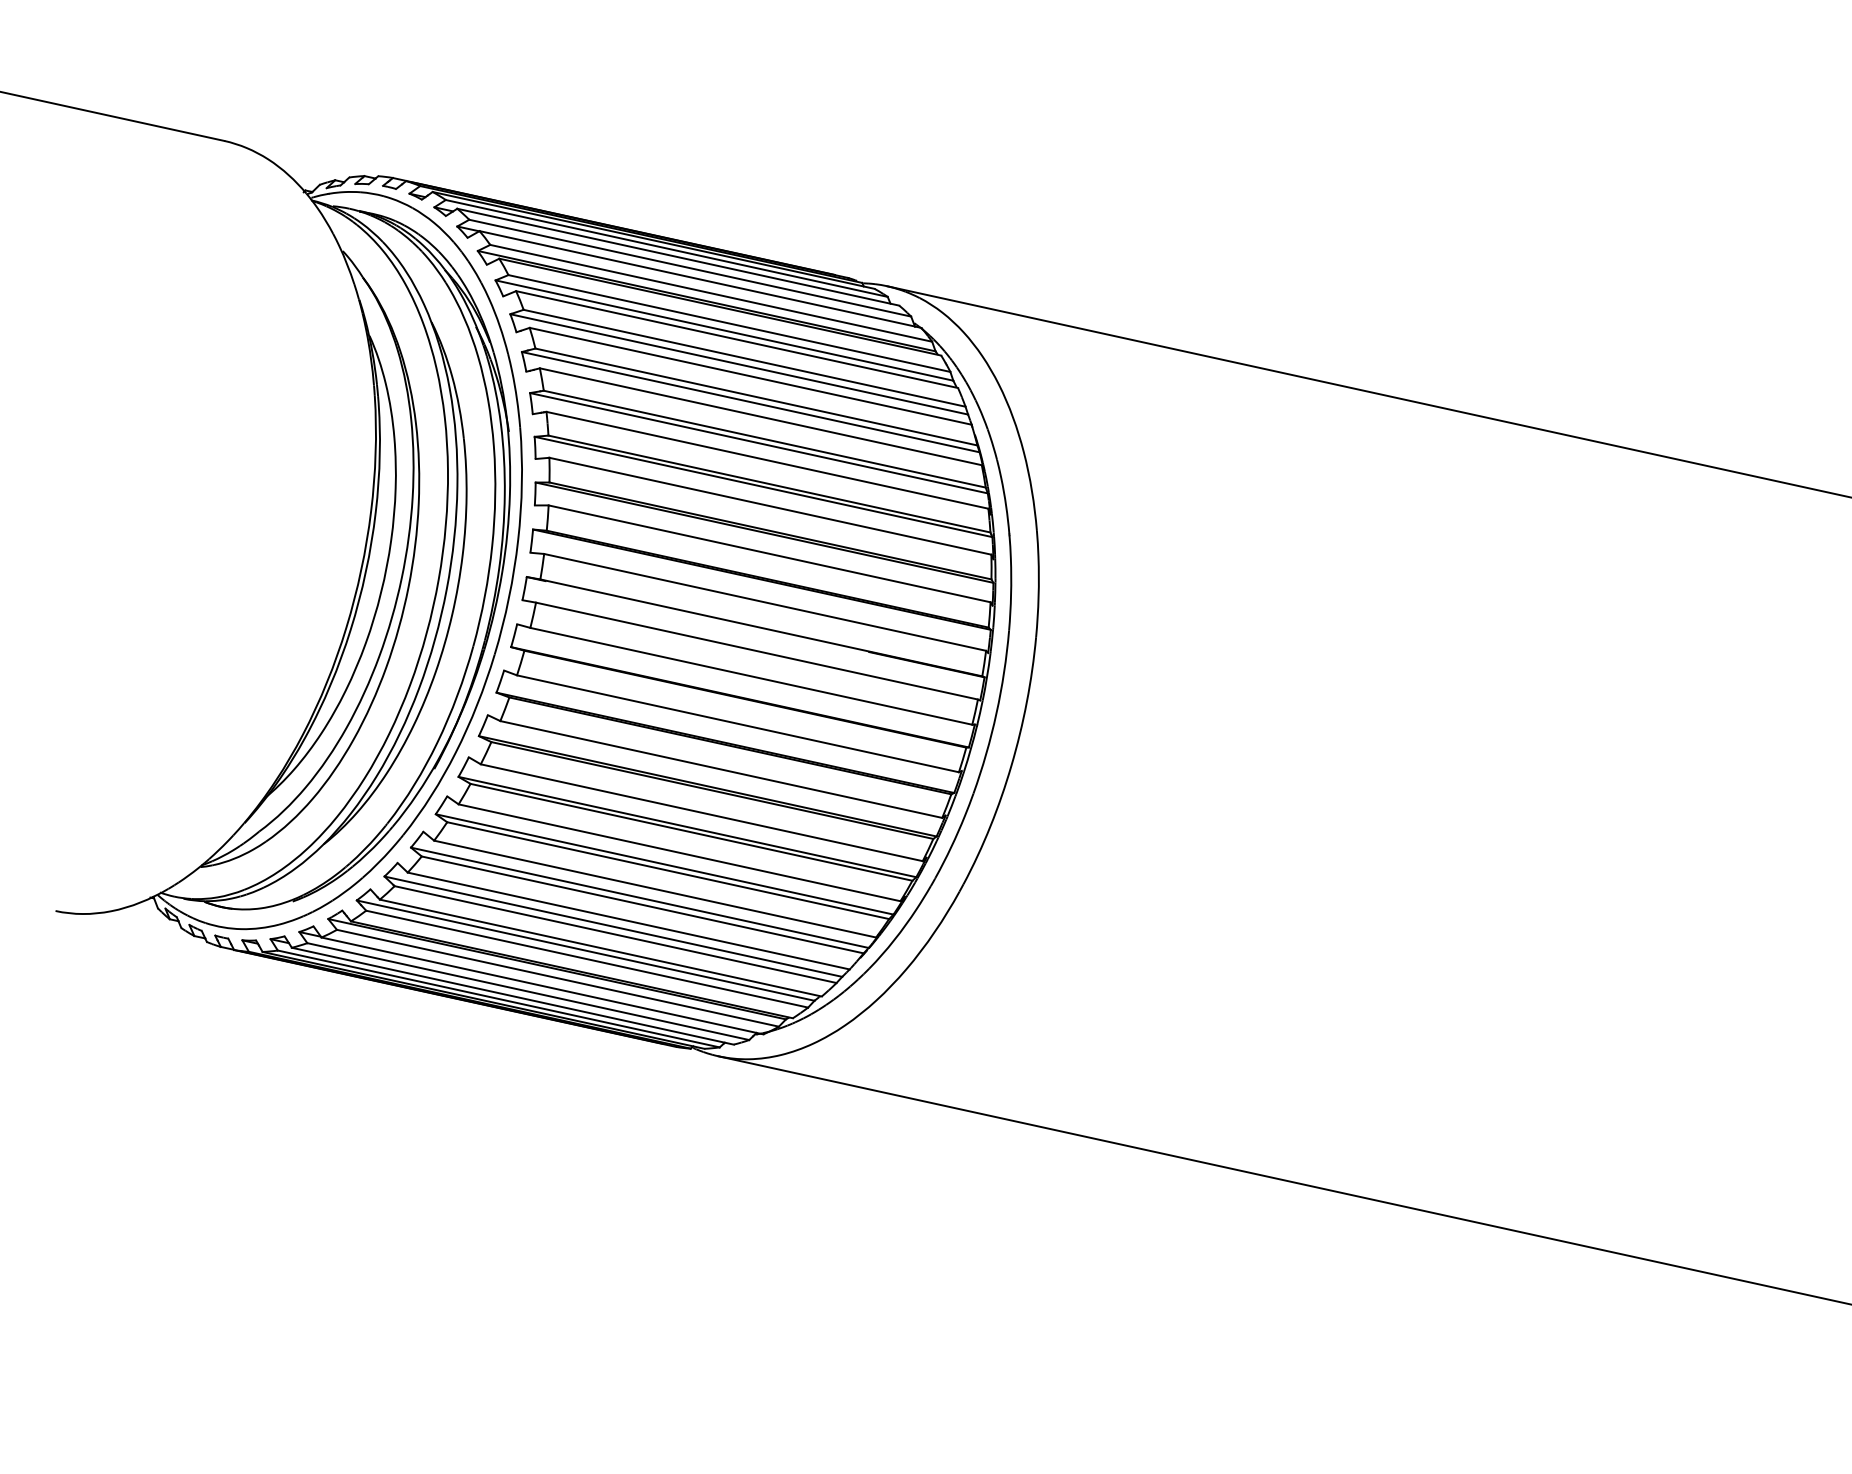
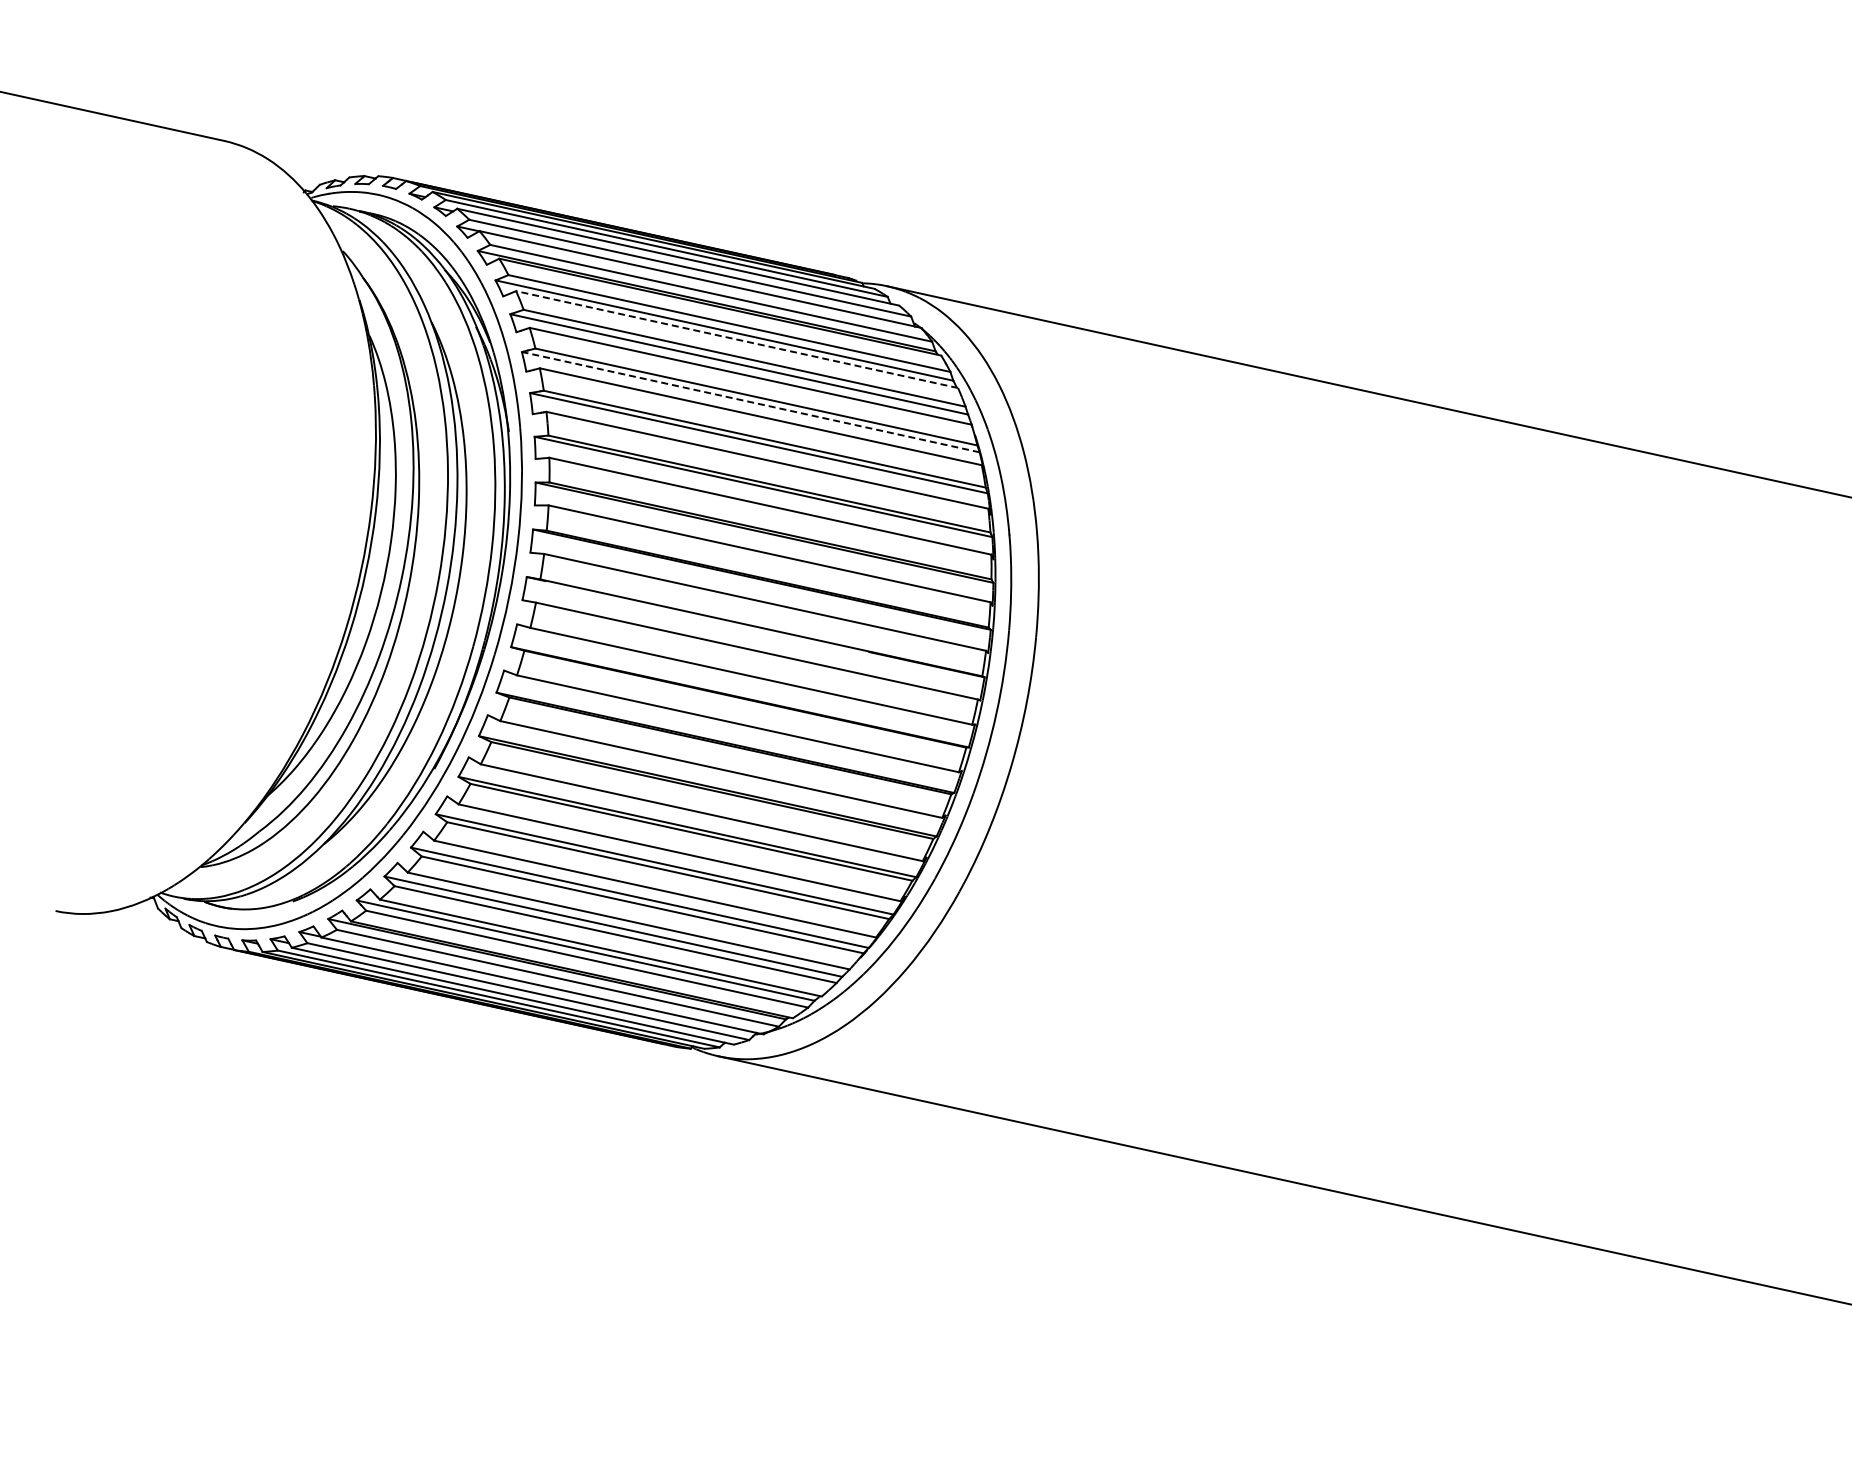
line: solid -> dashed (736, 339)
line: solid -> dashed (750, 402)
